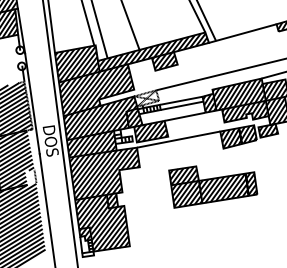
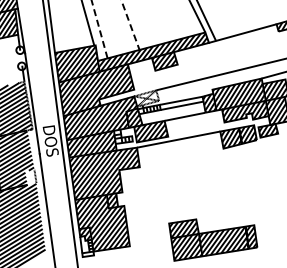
line: solid -> dashed (130, 25)
line: solid -> dashed (99, 29)
part position: (213, 186) -> (213, 239) (213, 239)
